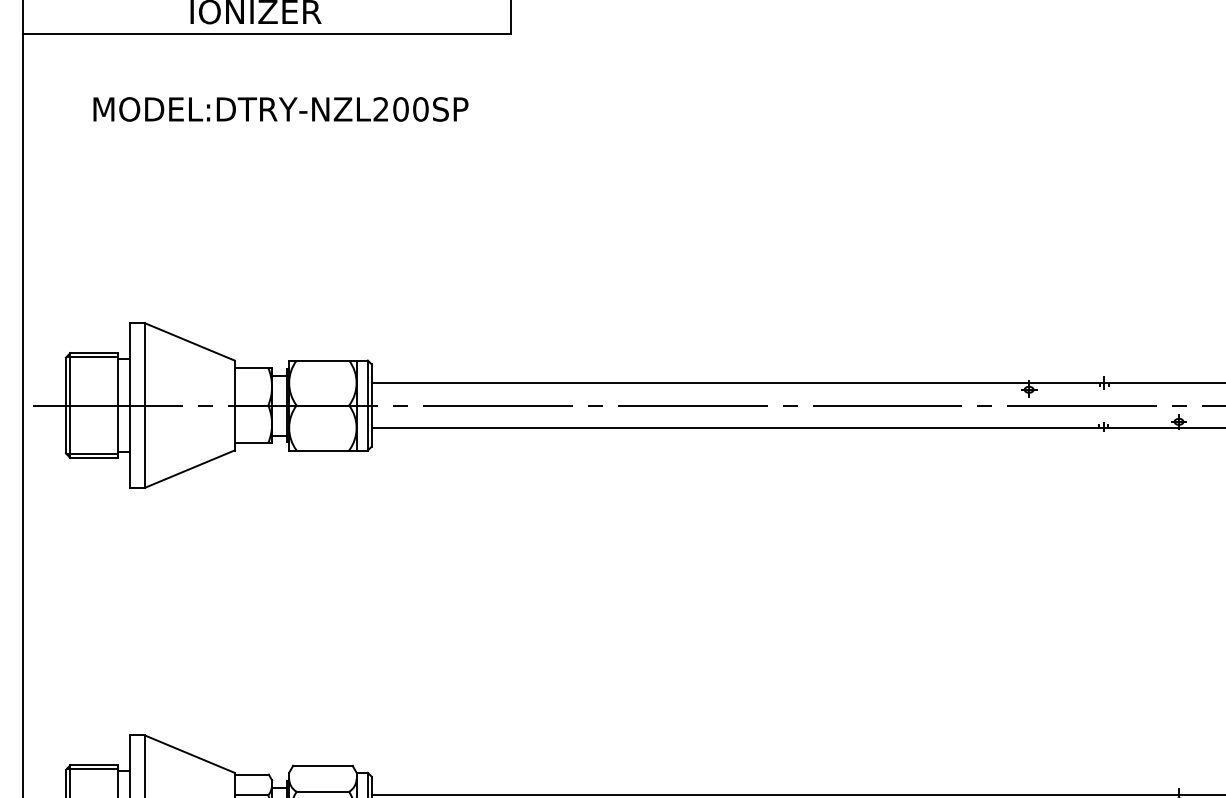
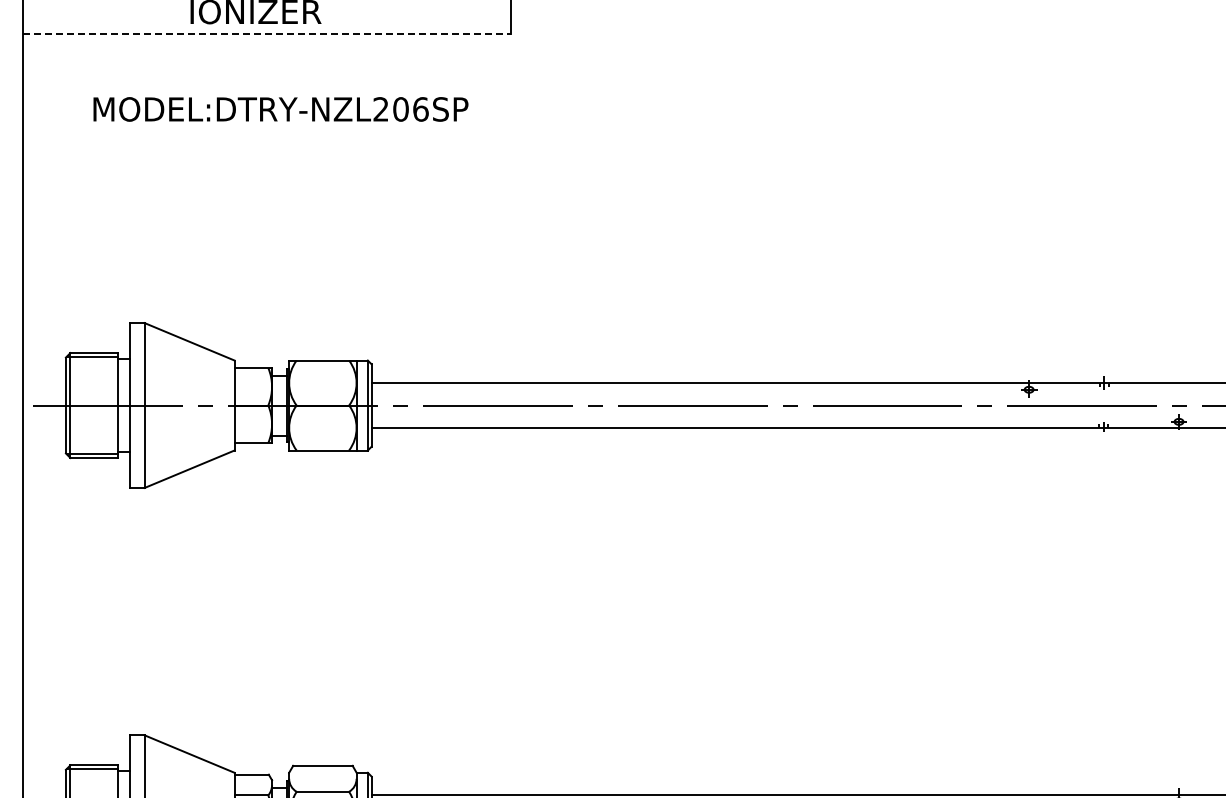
line: solid -> dashed (266, 34)
text: MODEL:DTRY-NZL200SP -> MODEL:DTRY-NZL206SP (420, 109)
